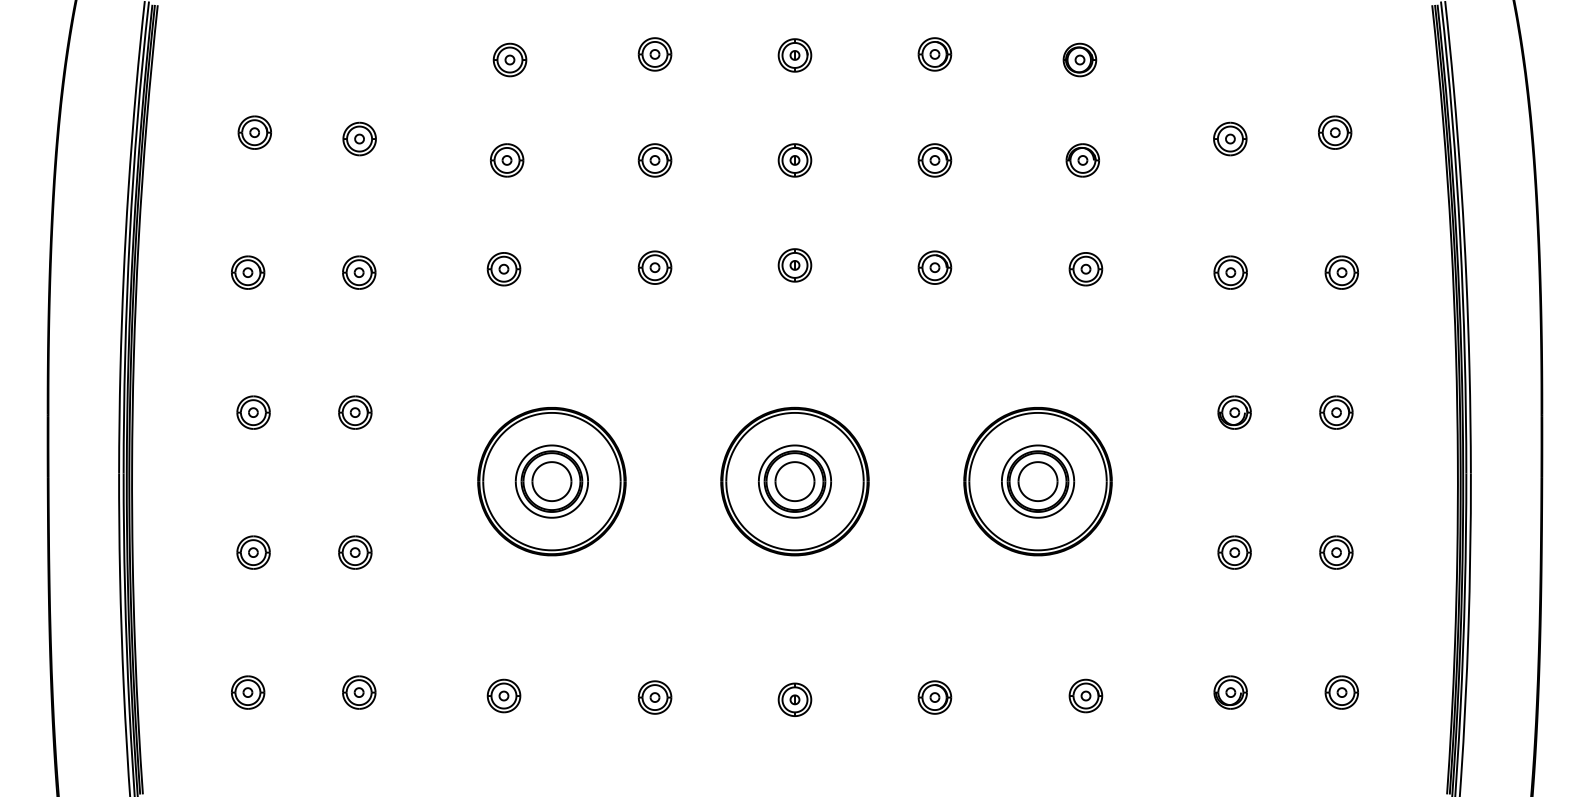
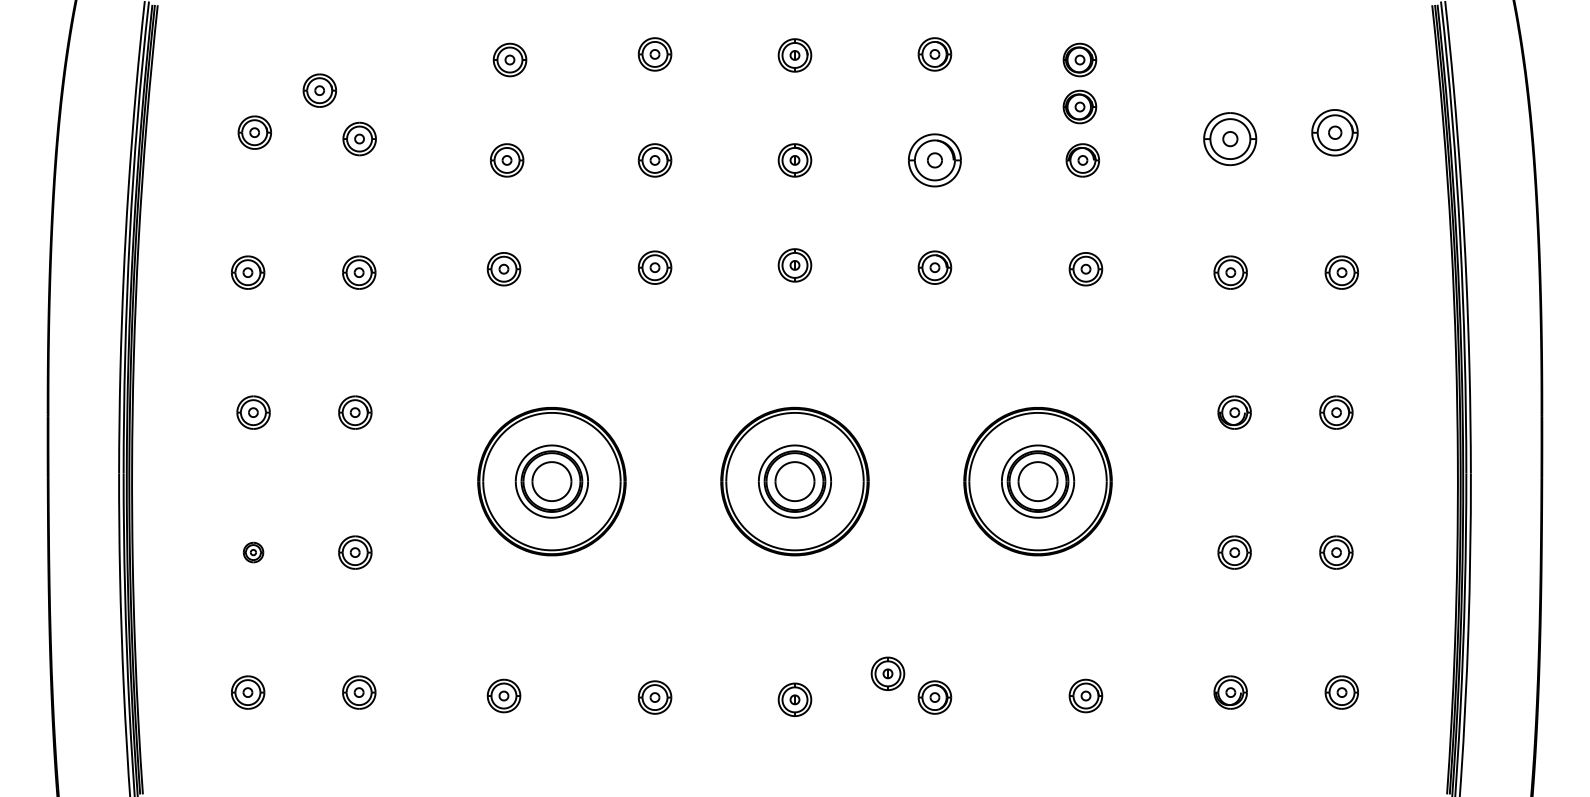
part: none -> present (319, 90)
part: none -> present (1079, 106)
part size: 35x35 px -> 48x48 px (1334, 132)
part size: 35x36 px -> 55x55 px (1230, 139)
part size: 36x35 px -> 54x55 px (934, 160)
part size: 35x35 px -> 23x23 px (253, 552)
part: none -> present (887, 673)
